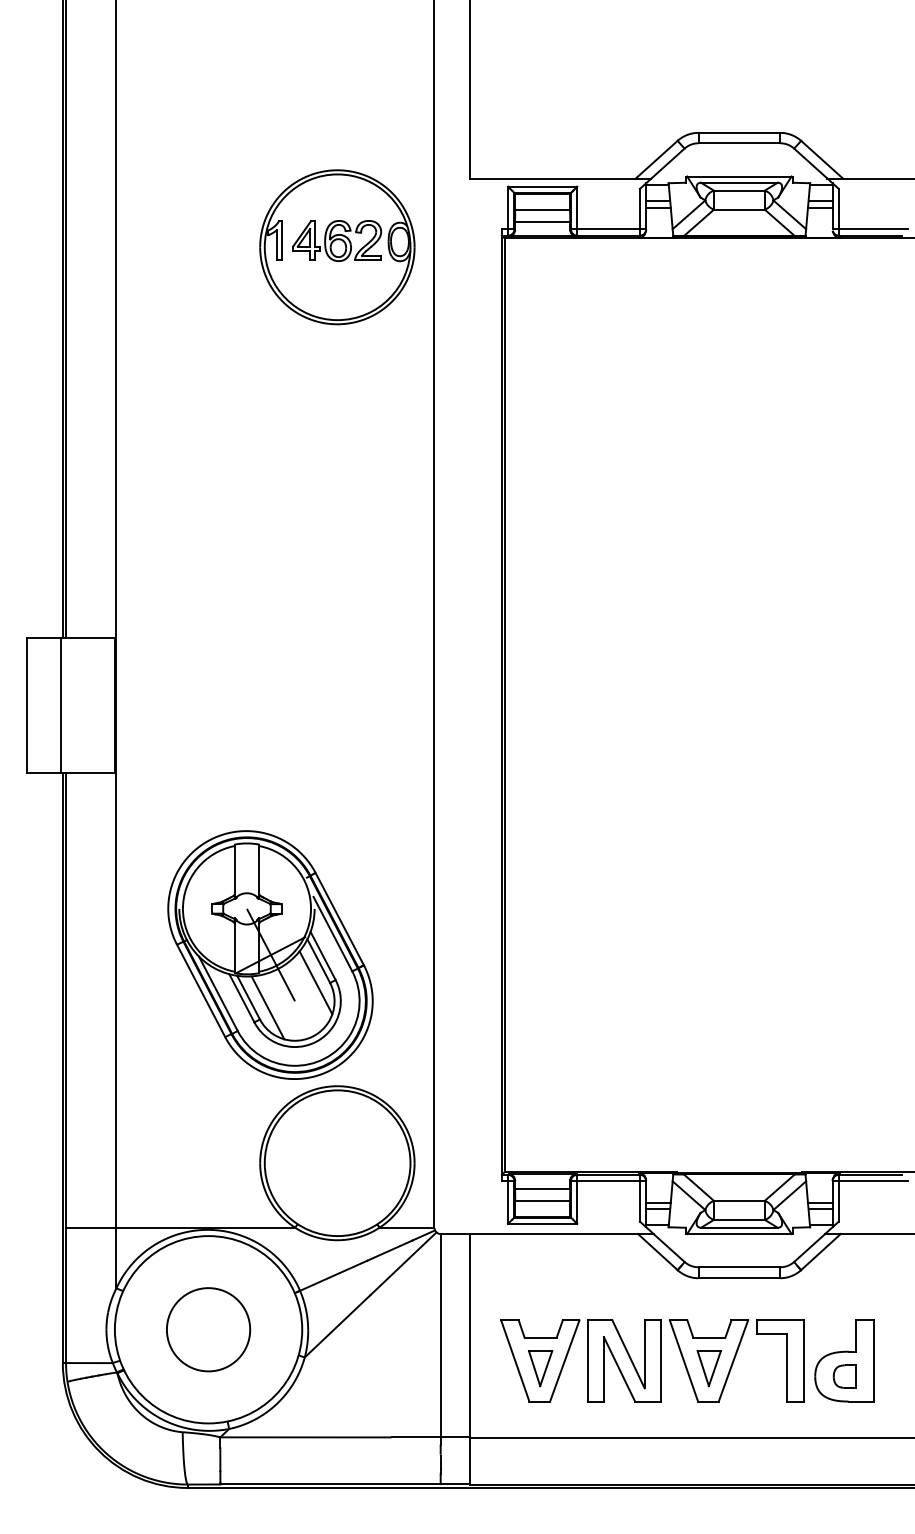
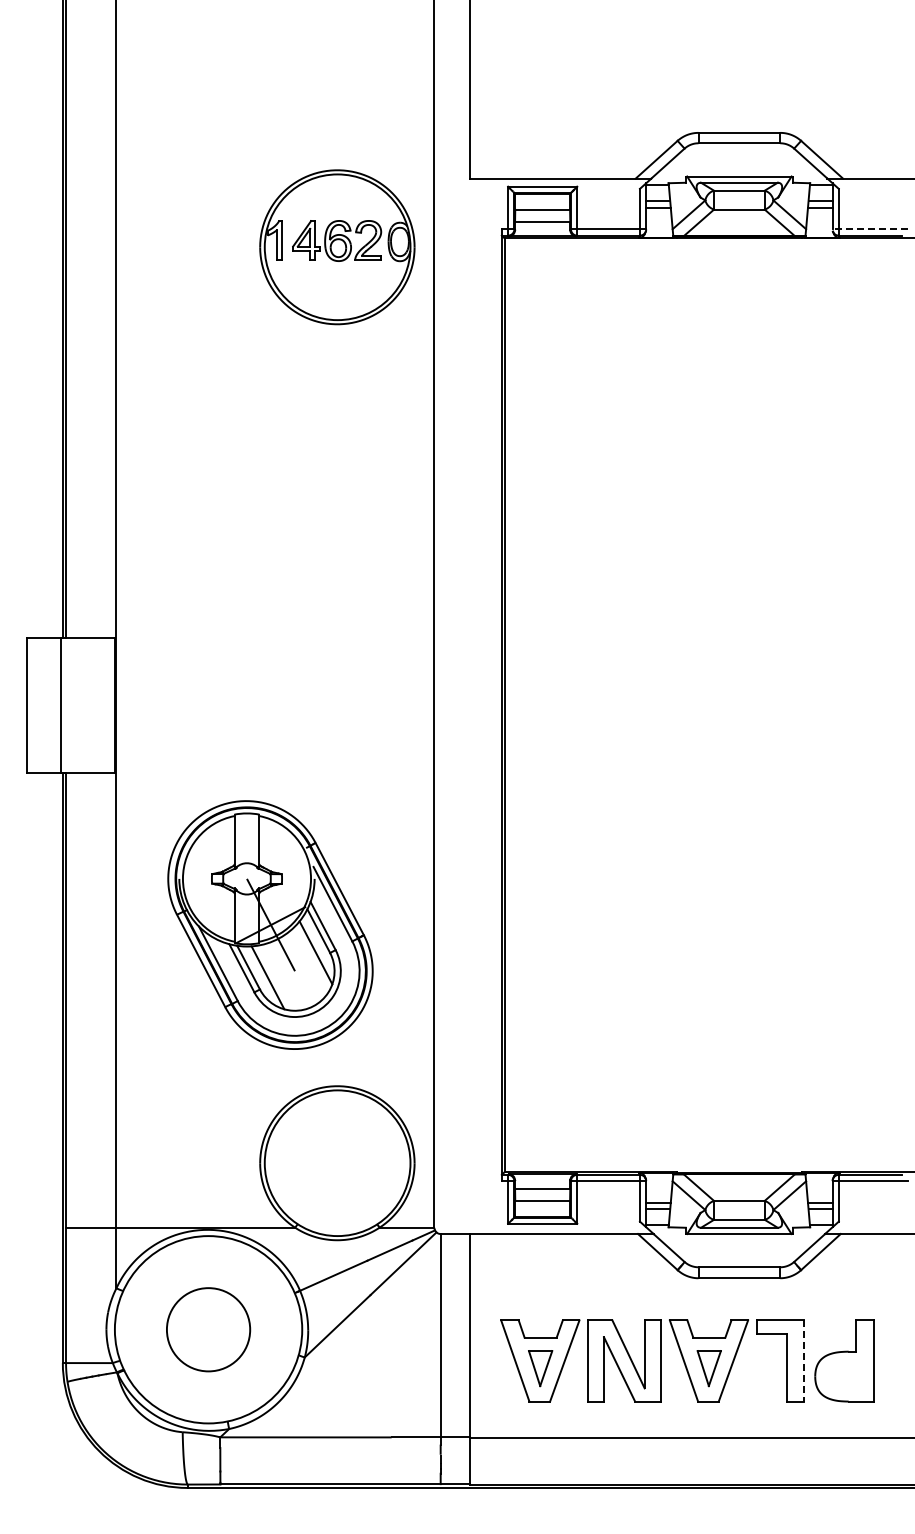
line: solid -> dashed (870, 229)
part position: (270, 954) -> (270, 924) (270, 924)
line: solid -> dashed (804, 1360)
part: present -> none (844, 1376)
